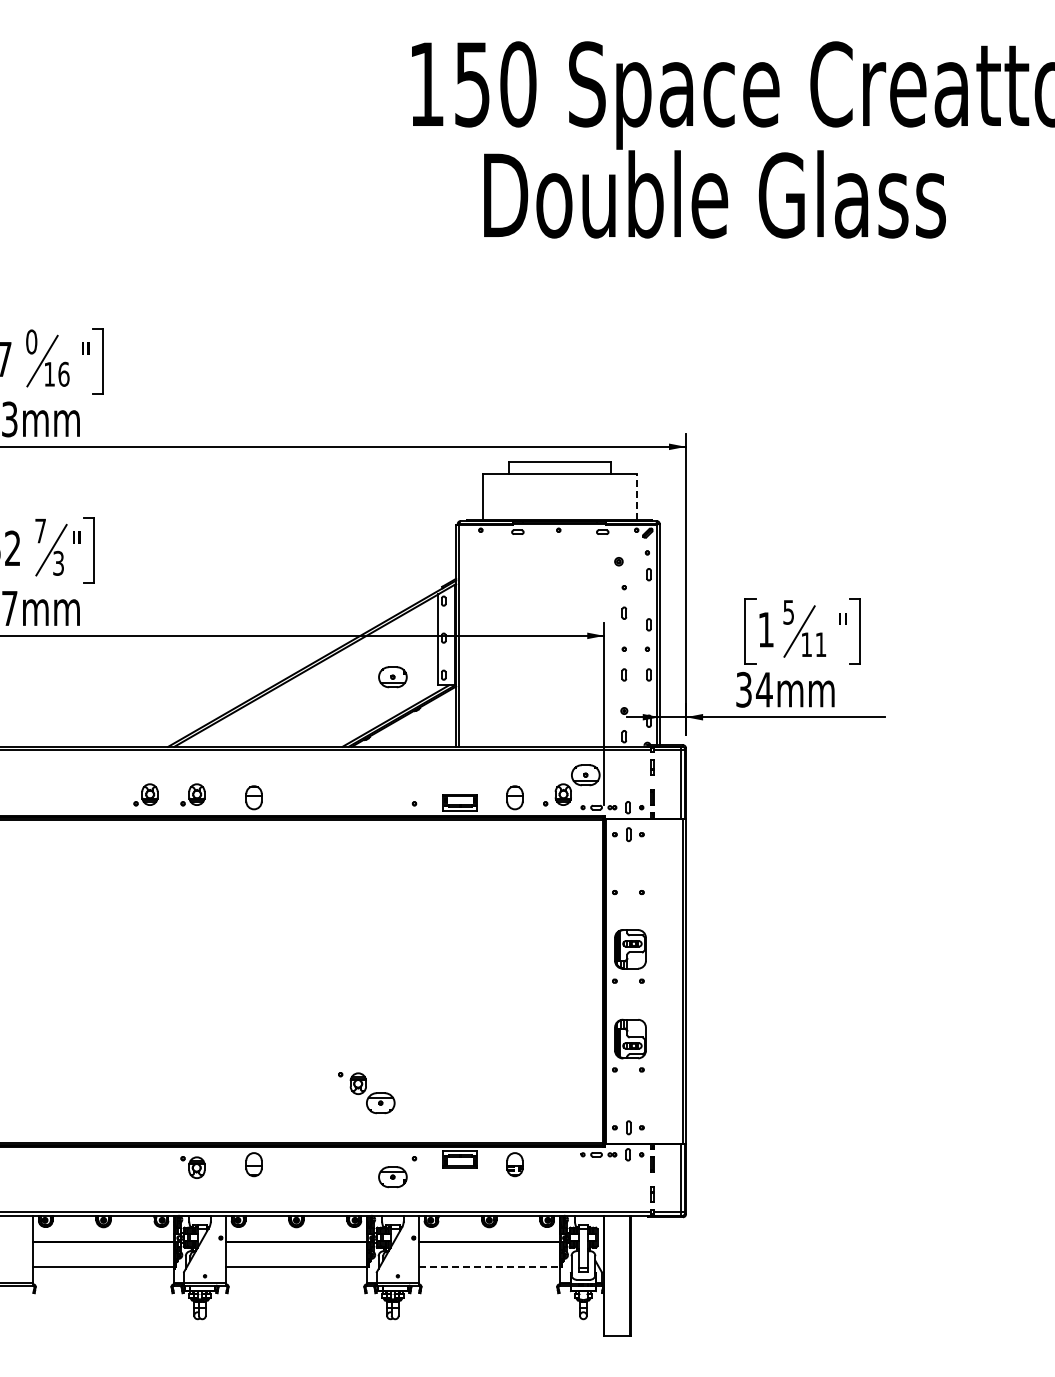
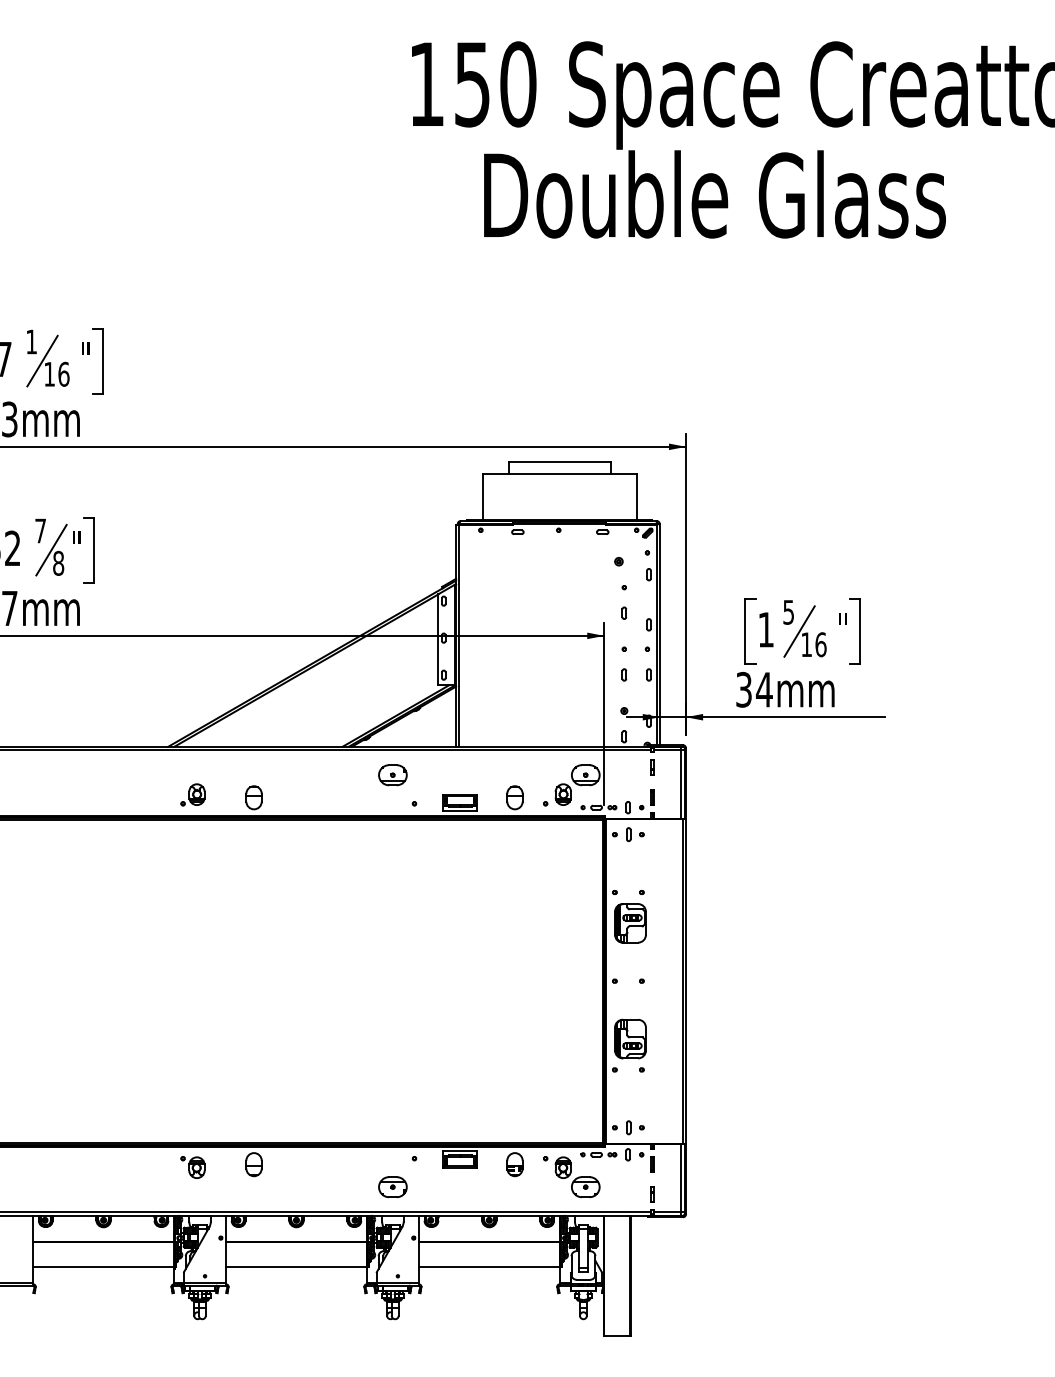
text: 0 -> 1 (31, 341)
line: dashed -> solid (636, 496)
text: 3 -> 8 (58, 563)
text: 11 -> 16 (820, 644)
part position: (392, 677) -> (392, 775) (392, 775)
part: present -> none (145, 794)
part position: (630, 949) -> (630, 923) (630, 923)
part position: (366, 1093) -> (571, 1177) (571, 1177)
part position: (392, 1177) -> (392, 1187) (392, 1187)
line: dashed -> solid (489, 1267)
